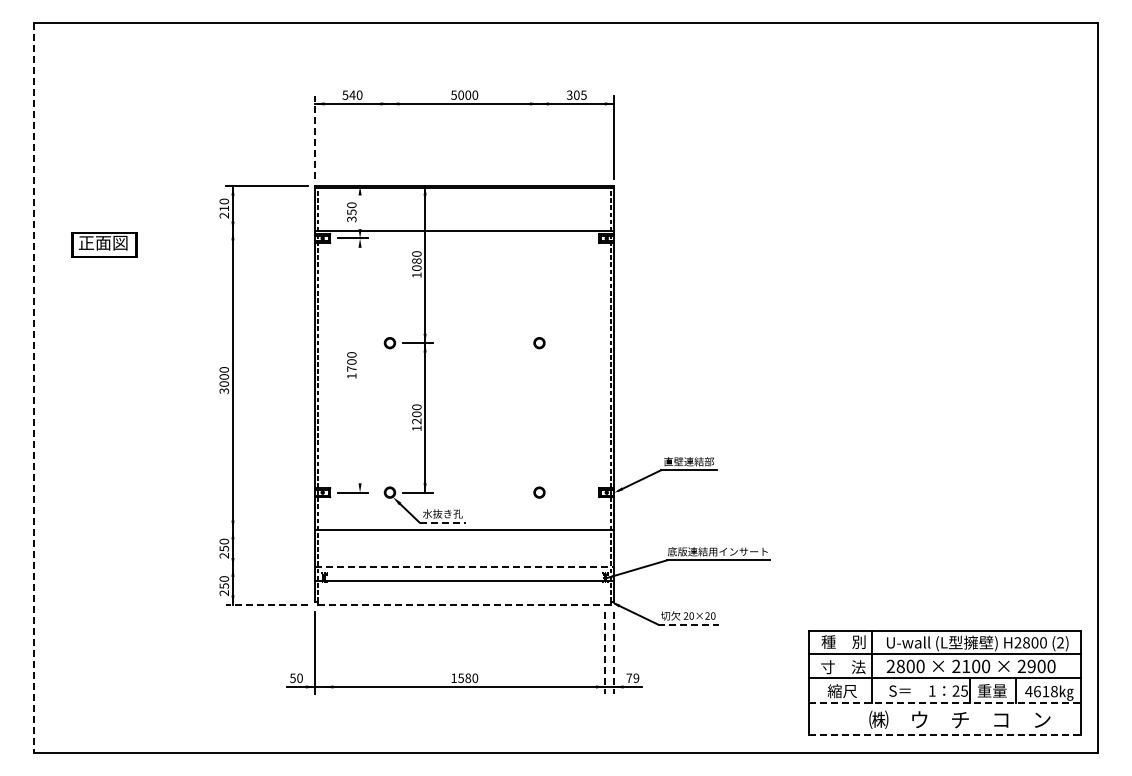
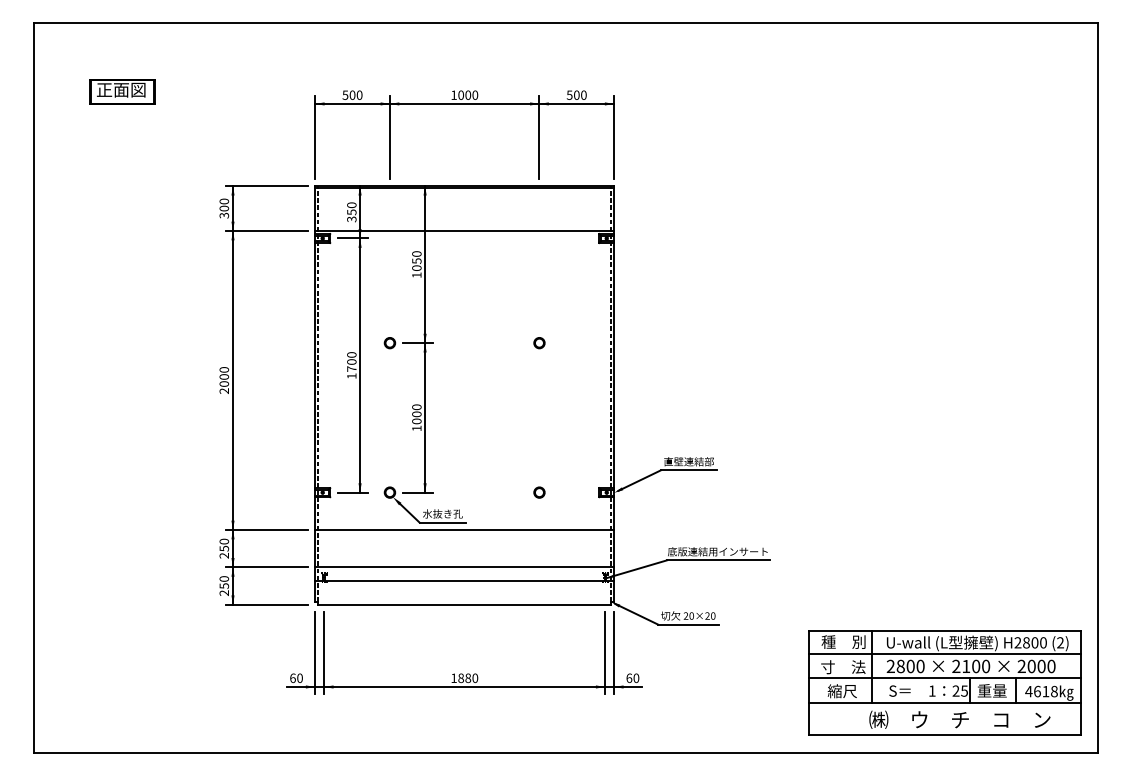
text: 540 -> 500 (352, 94)
text: 5000 -> 1000 (453, 94)
text: 305 -> 500 (576, 94)
line: dashed -> solid (315, 137)
line: none -> present (389, 137)
line: none -> present (539, 137)
text: 210 -> 300 (224, 211)
line: none -> present (266, 231)
part position: (104, 244) -> (122, 91) (122, 91)
text: 1080 -> 1050 (416, 261)
line: none -> present (360, 339)
line: dashed -> solid (33, 388)
text: 3000 -> 2000 (224, 390)
text: 1200 -> 1000 (416, 421)
line: dashed -> solid (443, 522)
line: none -> present (266, 530)
line: none -> present (266, 567)
line: dashed -> solid (465, 567)
line: dashed -> solid (266, 604)
line: dashed -> solid (464, 604)
line: dashed -> solid (688, 624)
line: none -> present (324, 653)
line: dashed -> solid (605, 653)
line: dashed -> solid (614, 653)
text: 2900 -> 2000 (1031, 666)
text: 50 -> 60 (292, 677)
text: 1580 -> 1880 (461, 677)
text: 79 -> 60 (632, 678)
line: dashed -> solid (945, 702)
line: dashed -> solid (945, 735)
